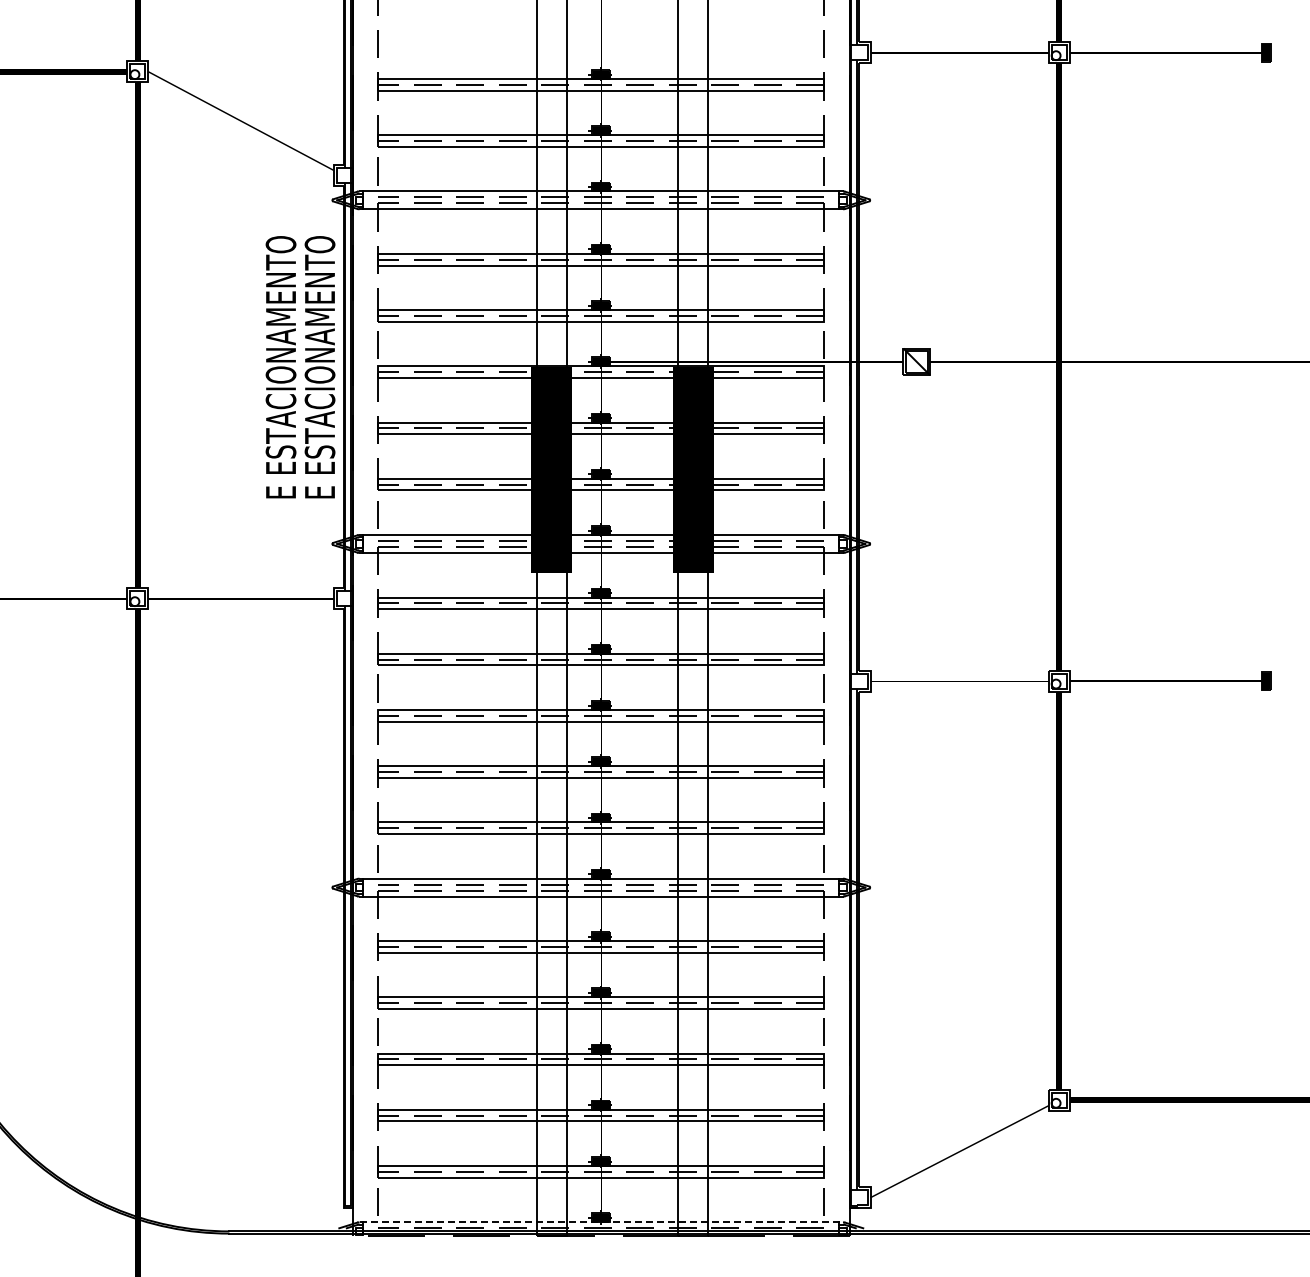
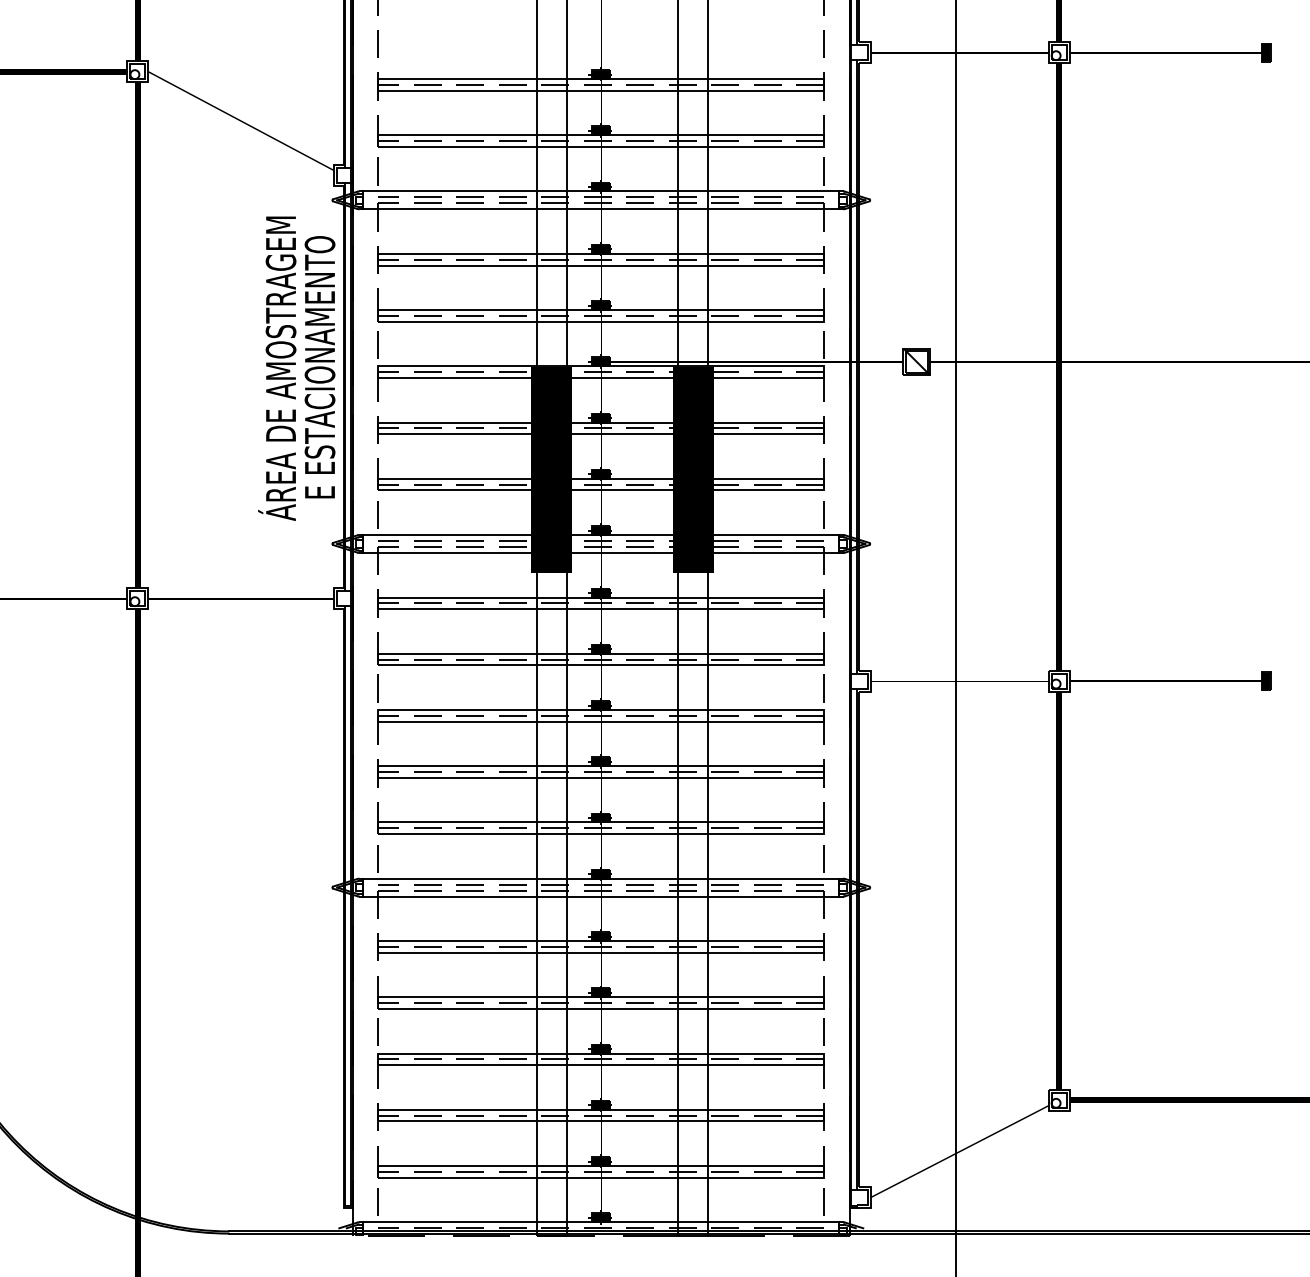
text: E ESTACIONAMENTO -> ÁREA DE AMOSTRAGEM (277, 368)
line: none -> present (955, 637)
line: dashed -> solid (601, 1222)
